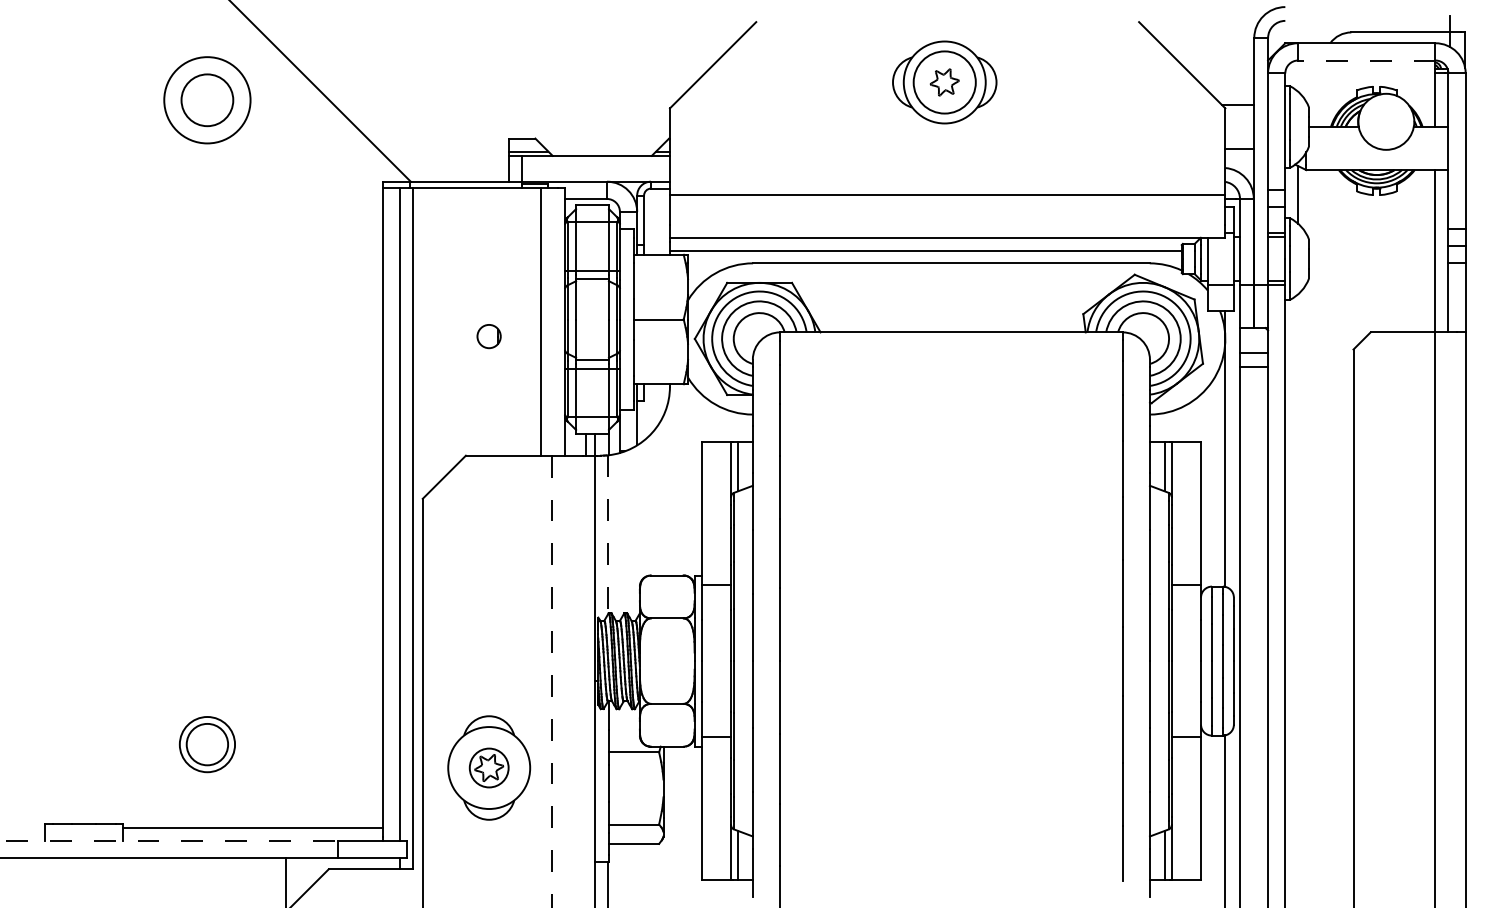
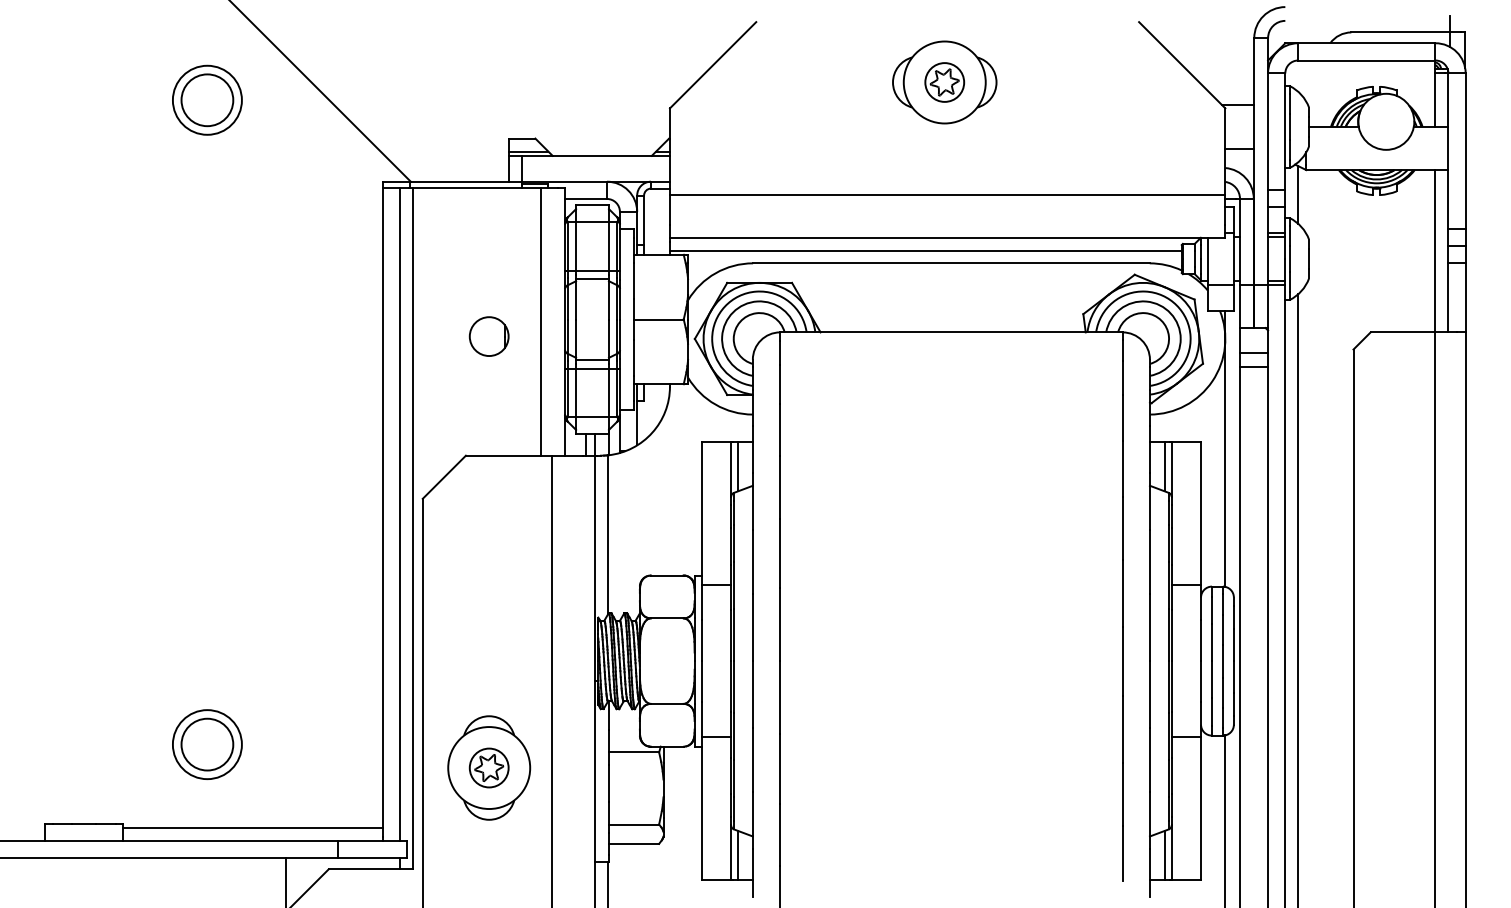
line: dashed -> solid (1366, 60)
circle diameter: 62 px -> 39 px (944, 82)
circle diameter: 86 px -> 69 px (206, 99)
part size: 26x26 px -> 42x41 px (488, 336)
line: dashed -> solid (608, 535)
line: none -> present (1298, 599)
line: dashed -> solid (552, 682)
part size: 58x58 px -> 71x71 px (207, 744)
line: dashed -> solid (169, 840)
